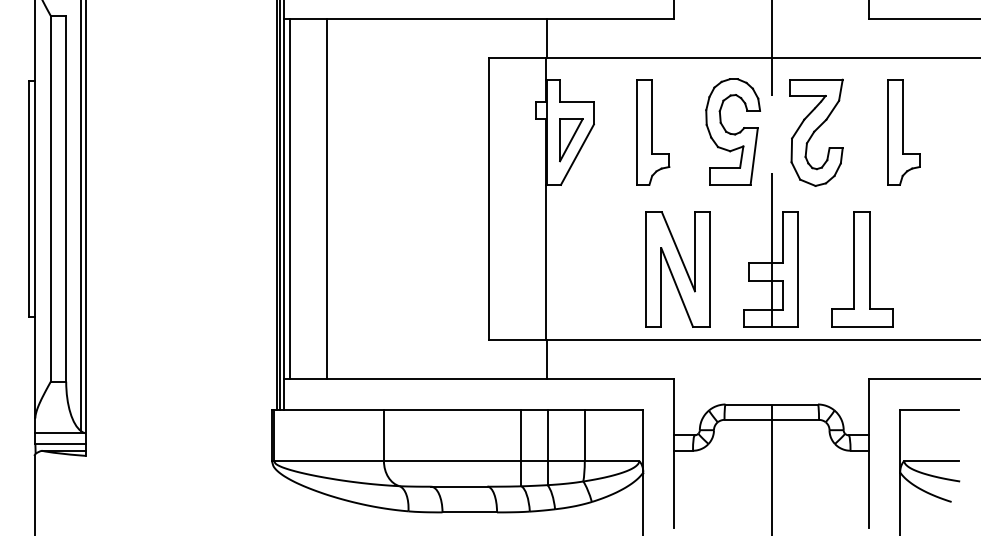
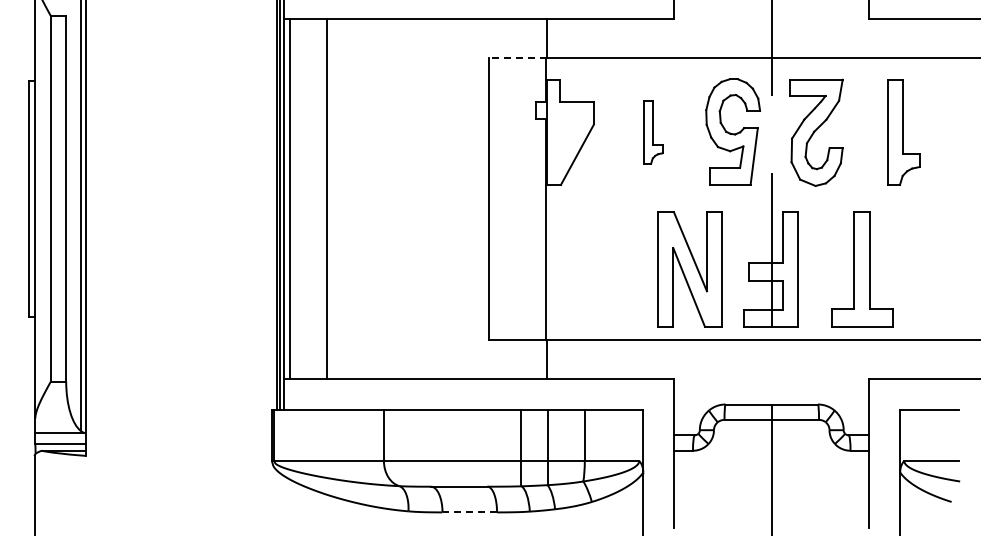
line: solid -> dashed (517, 57)
part size: 35x107 px -> 21x65 px (653, 132)
part: present -> none (571, 140)
part position: (677, 269) -> (689, 269) (689, 269)
line: solid -> dashed (469, 512)
